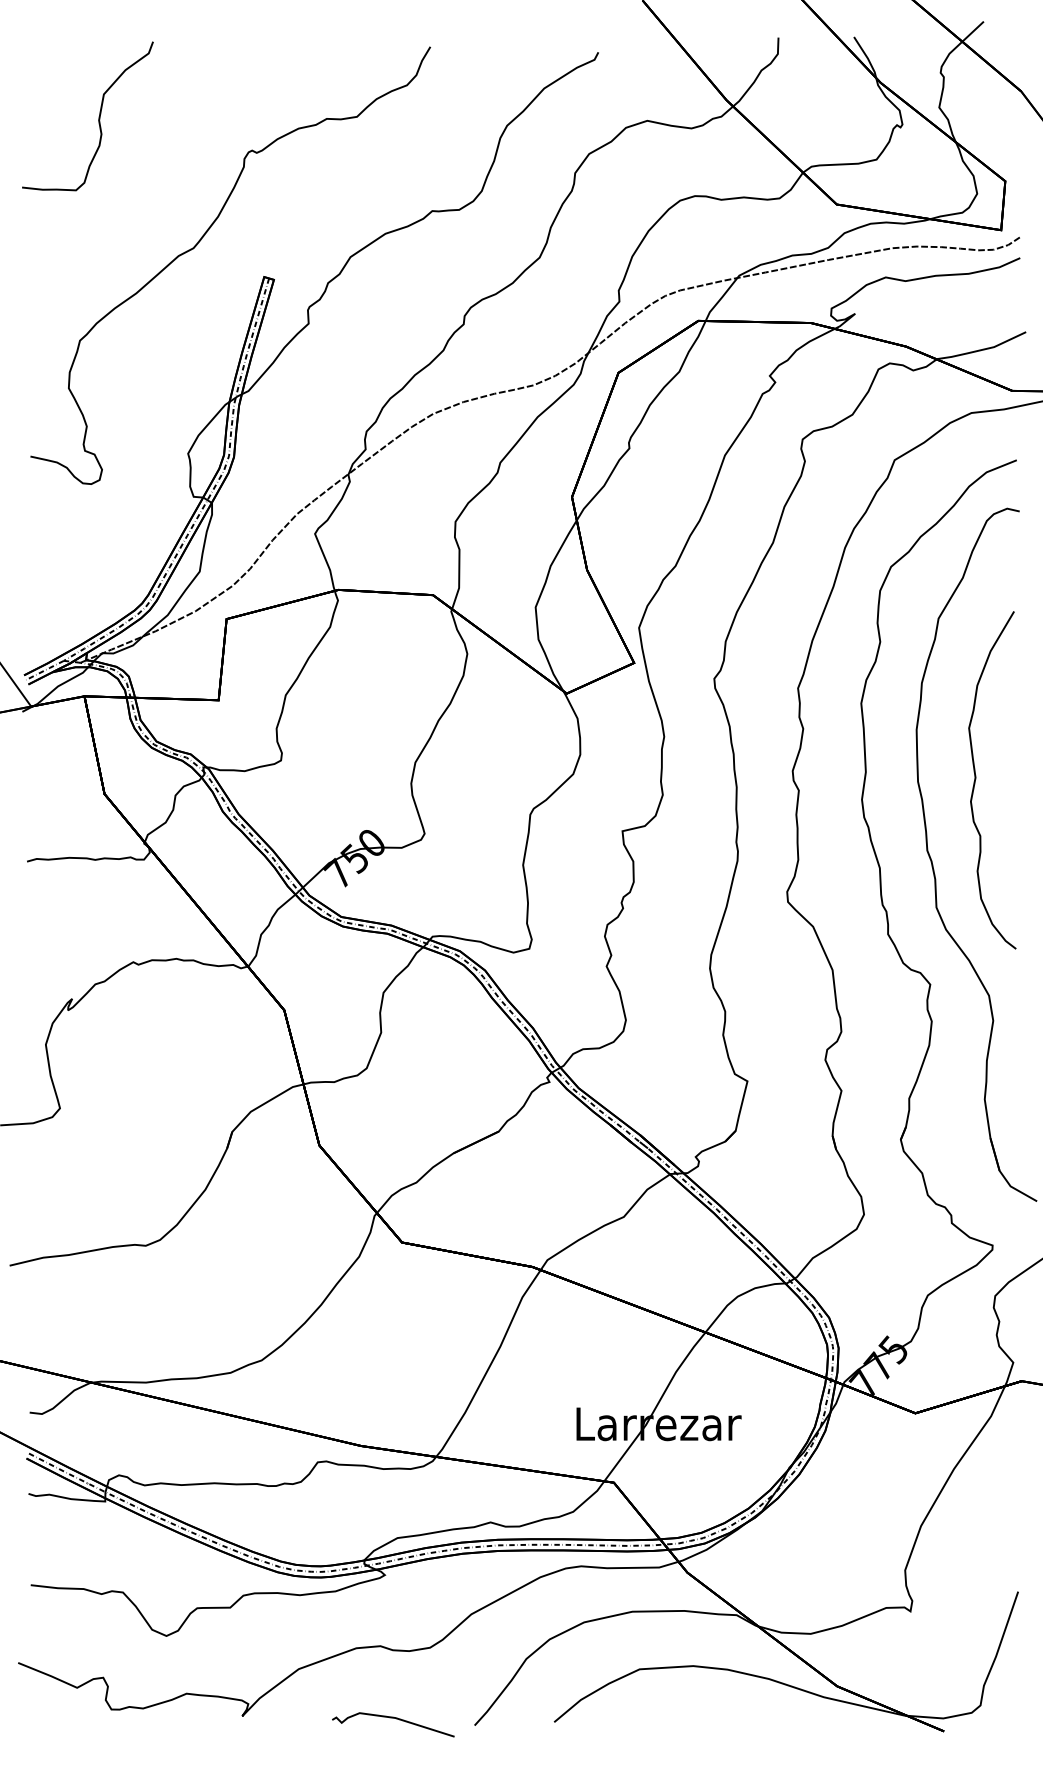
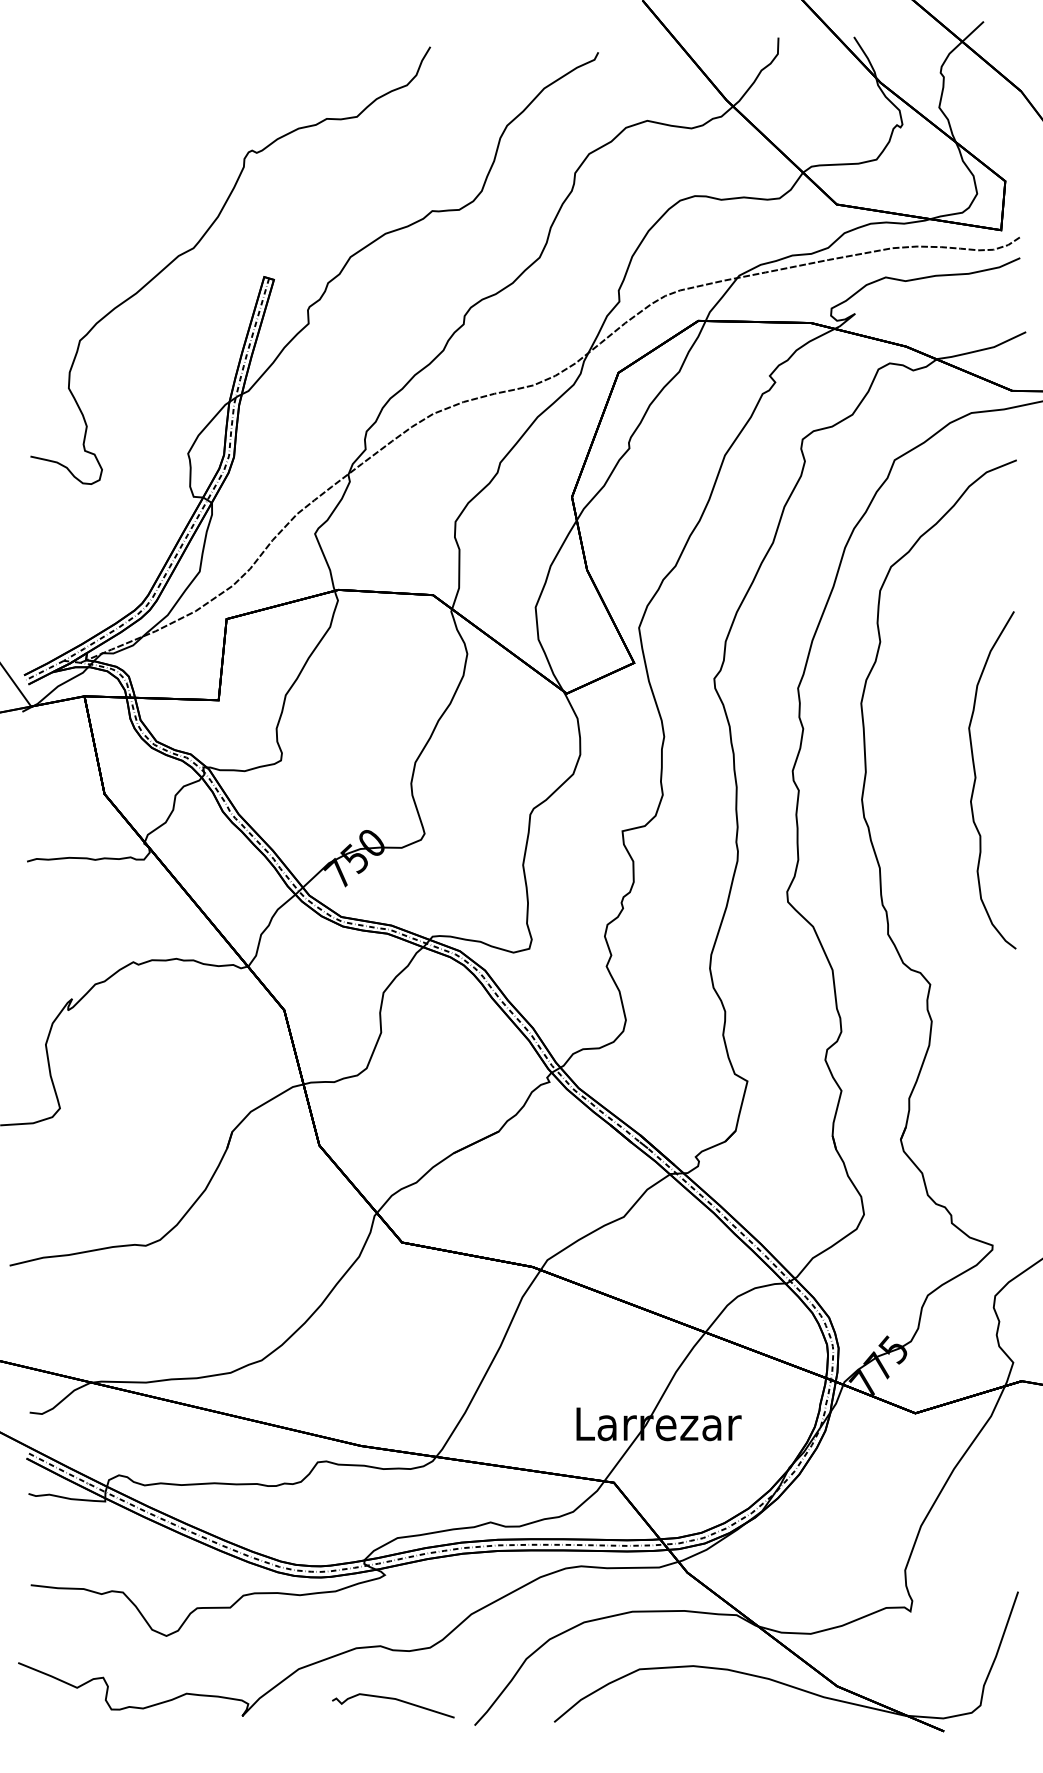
curve: present -> none (98, 116)
part: present -> none (933, 864)
curve position: (396, 1719) -> (396, 1700) (396, 1700)
